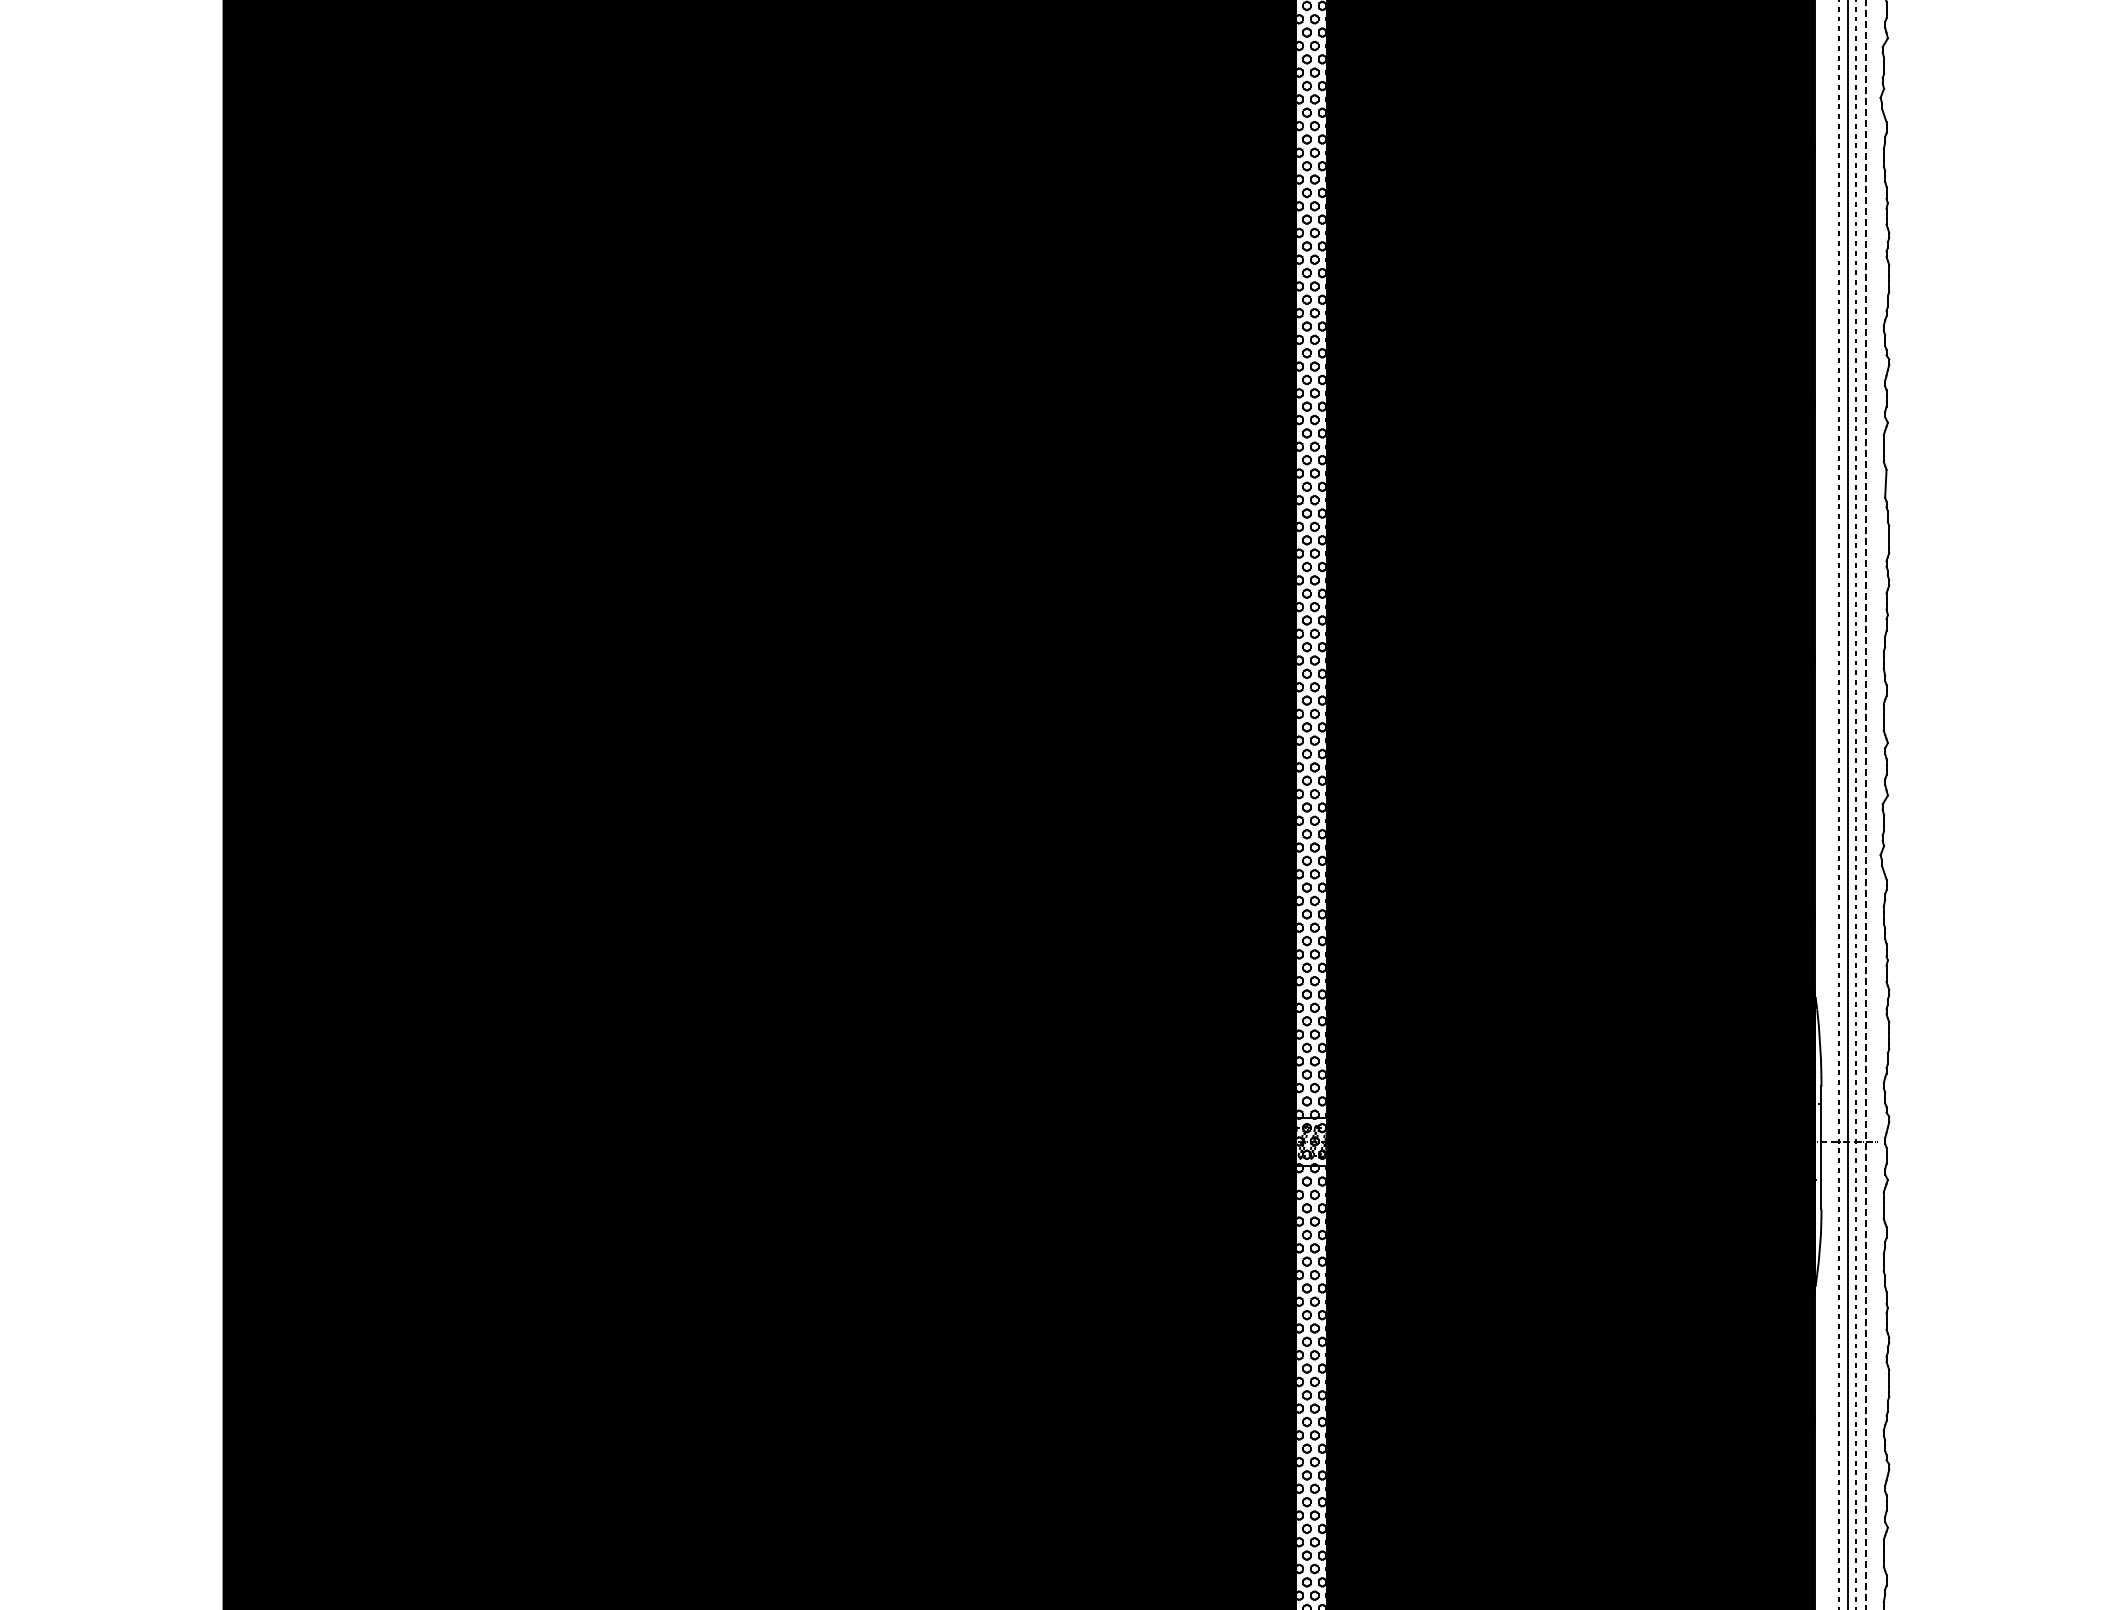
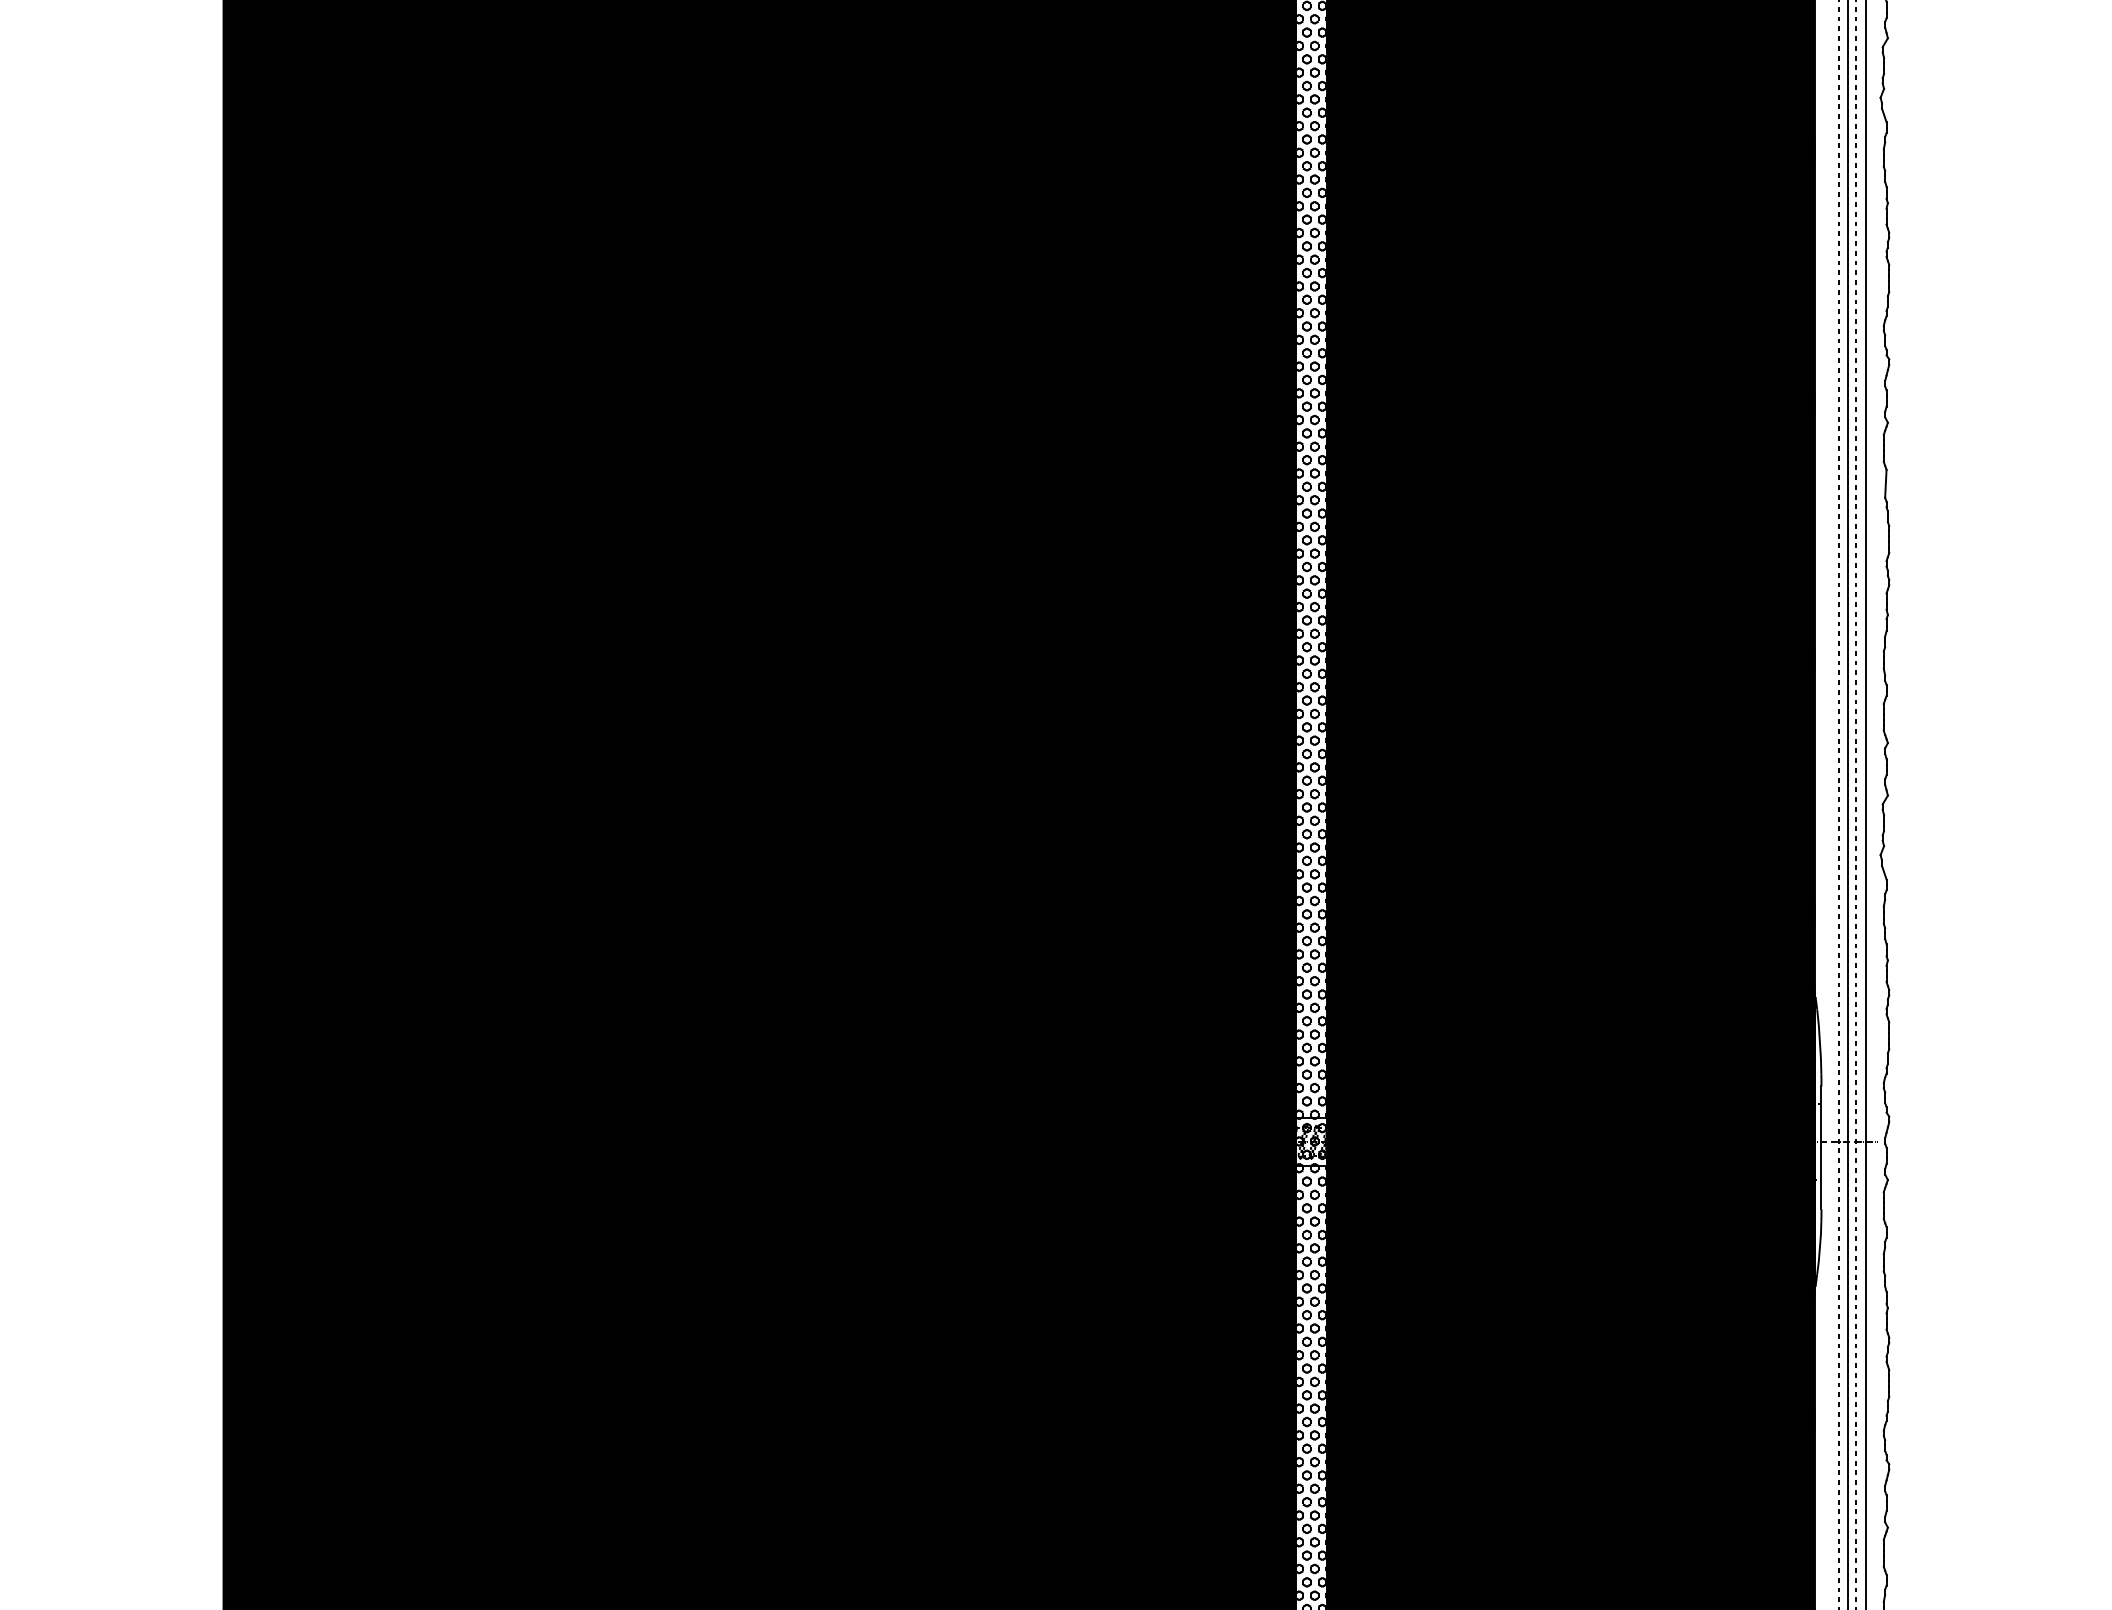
line: dashed -> solid (1865, 804)
